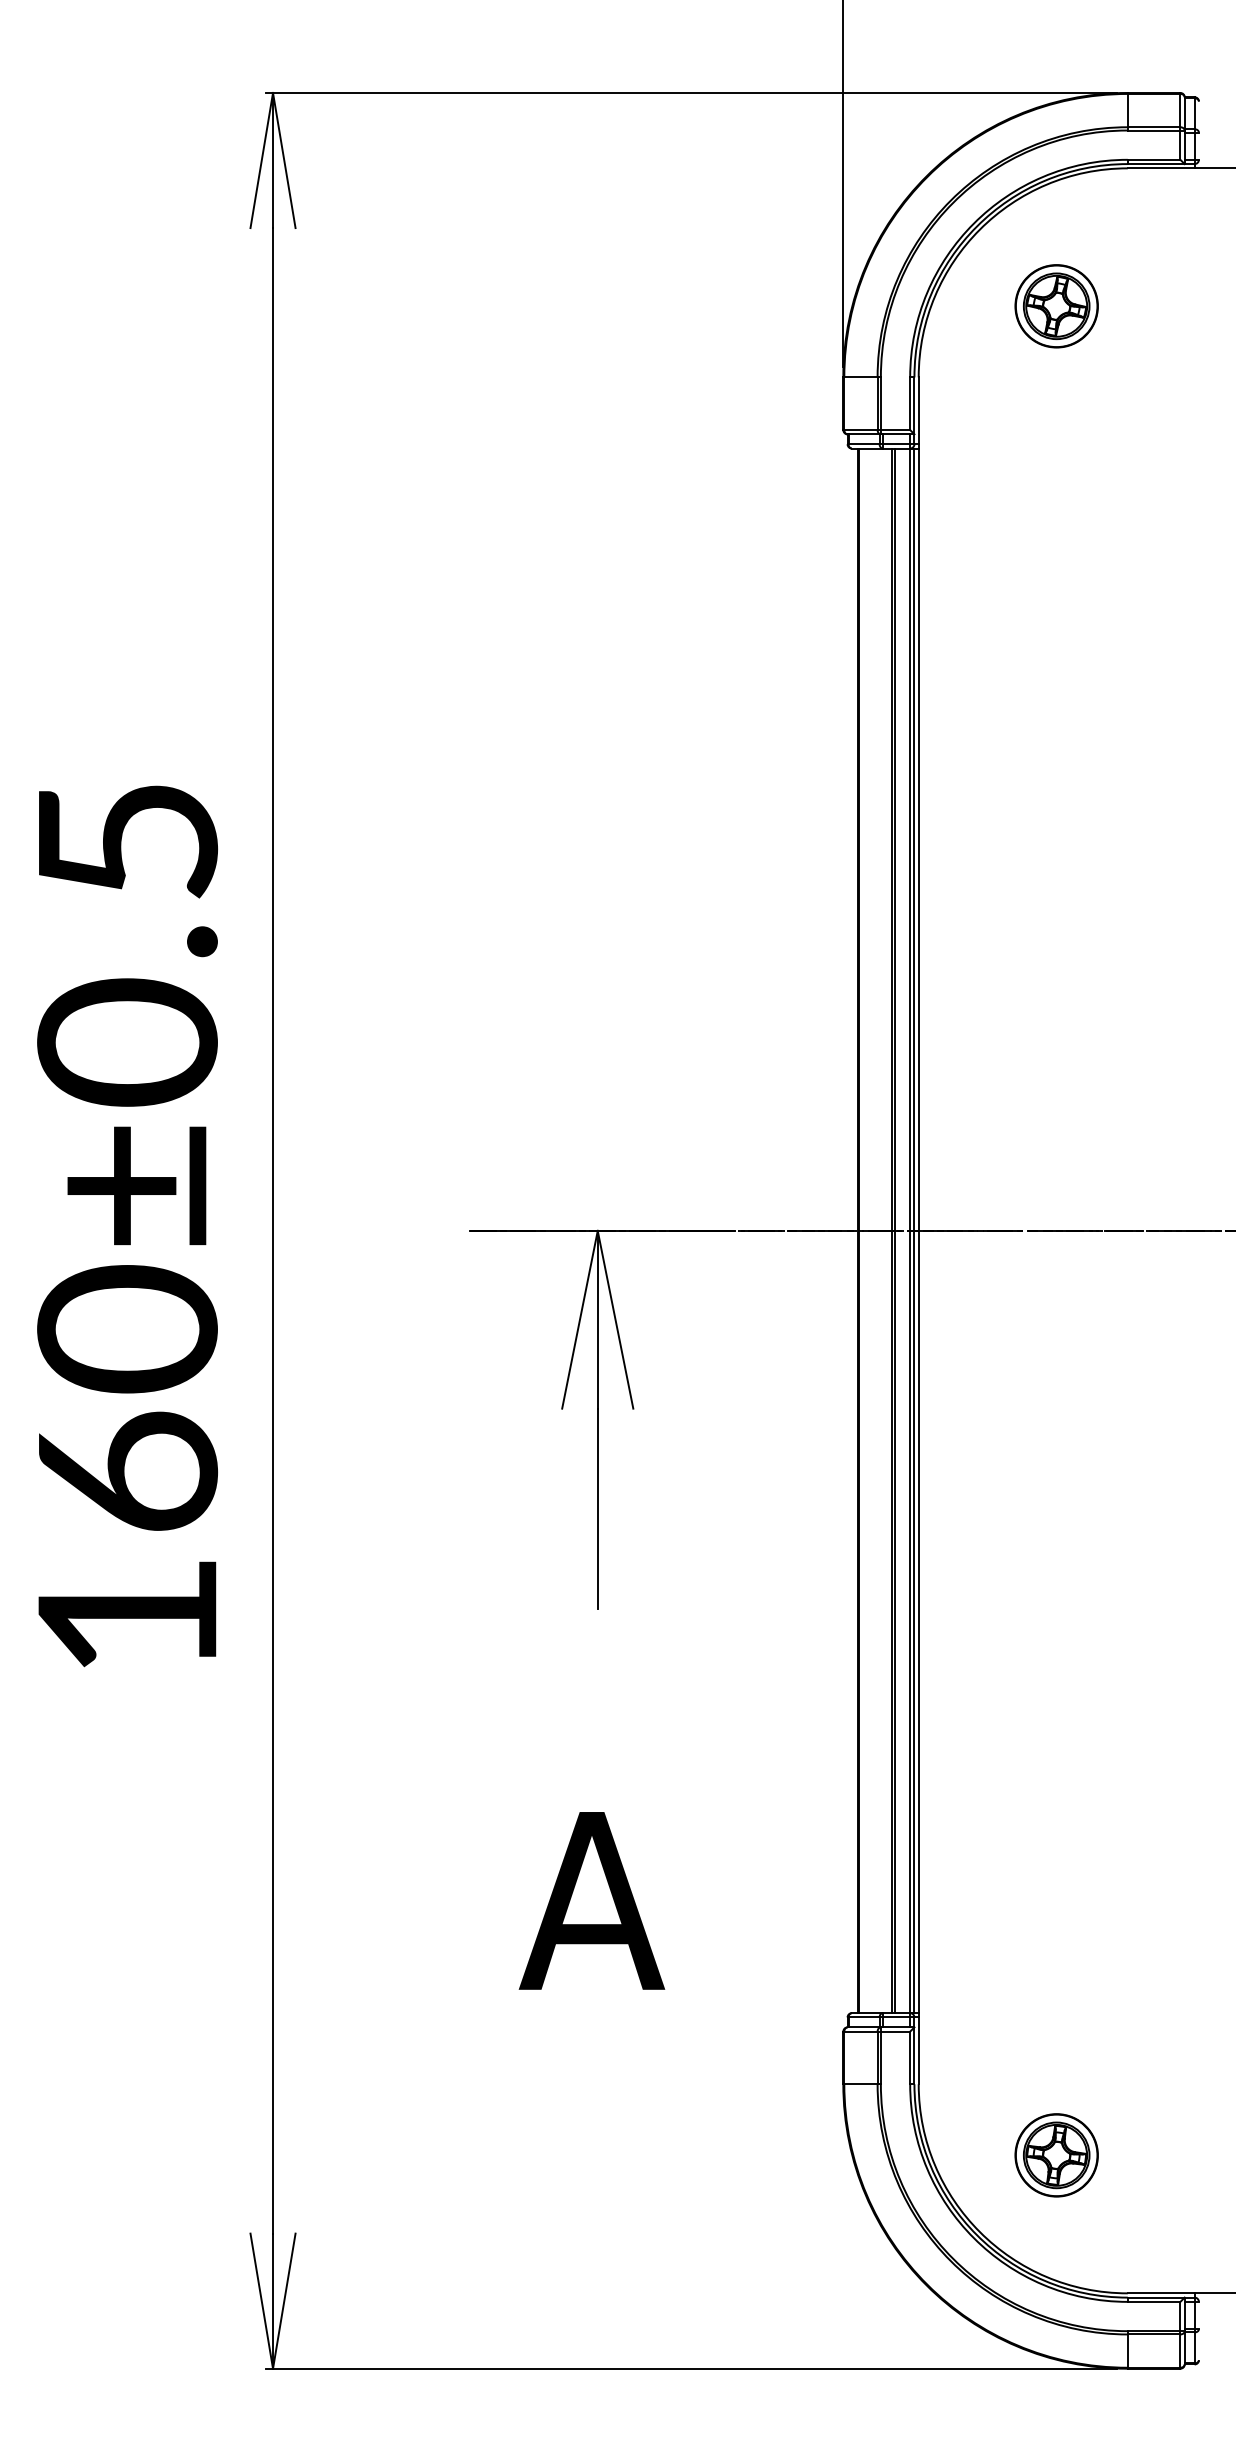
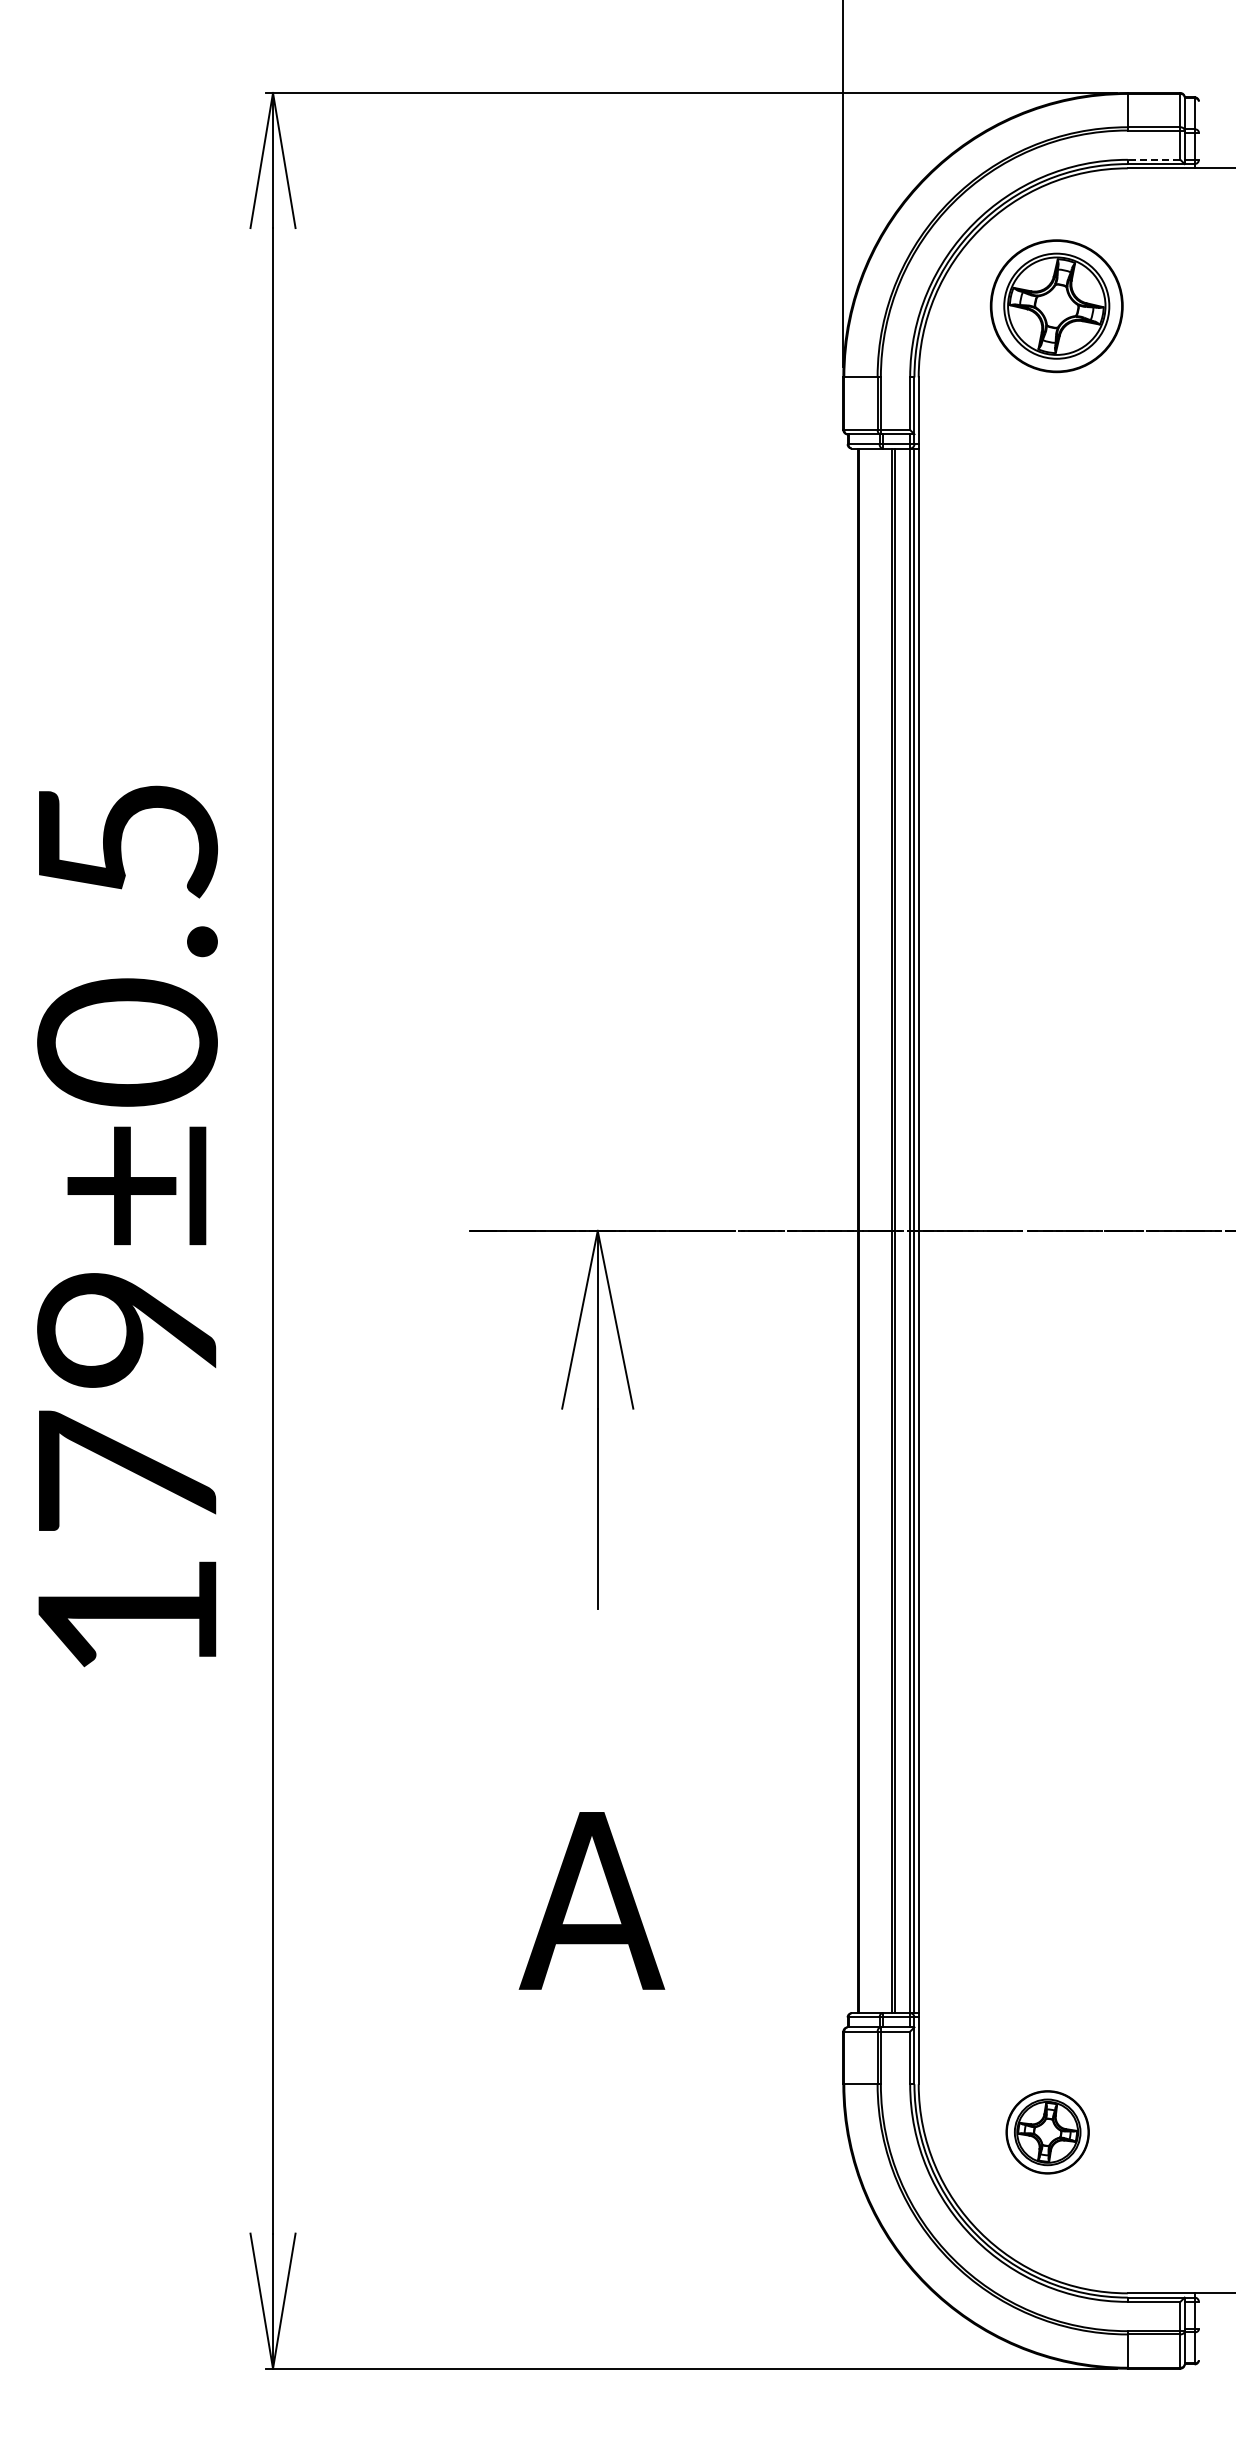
line: solid -> dashed (1153, 159)
part size: 85x85 px -> 135x135 px (1056, 306)
text: 160±0.5 -> 179±0.5 (127, 1397)
part position: (1056, 2155) -> (1047, 2132) (1047, 2132)
